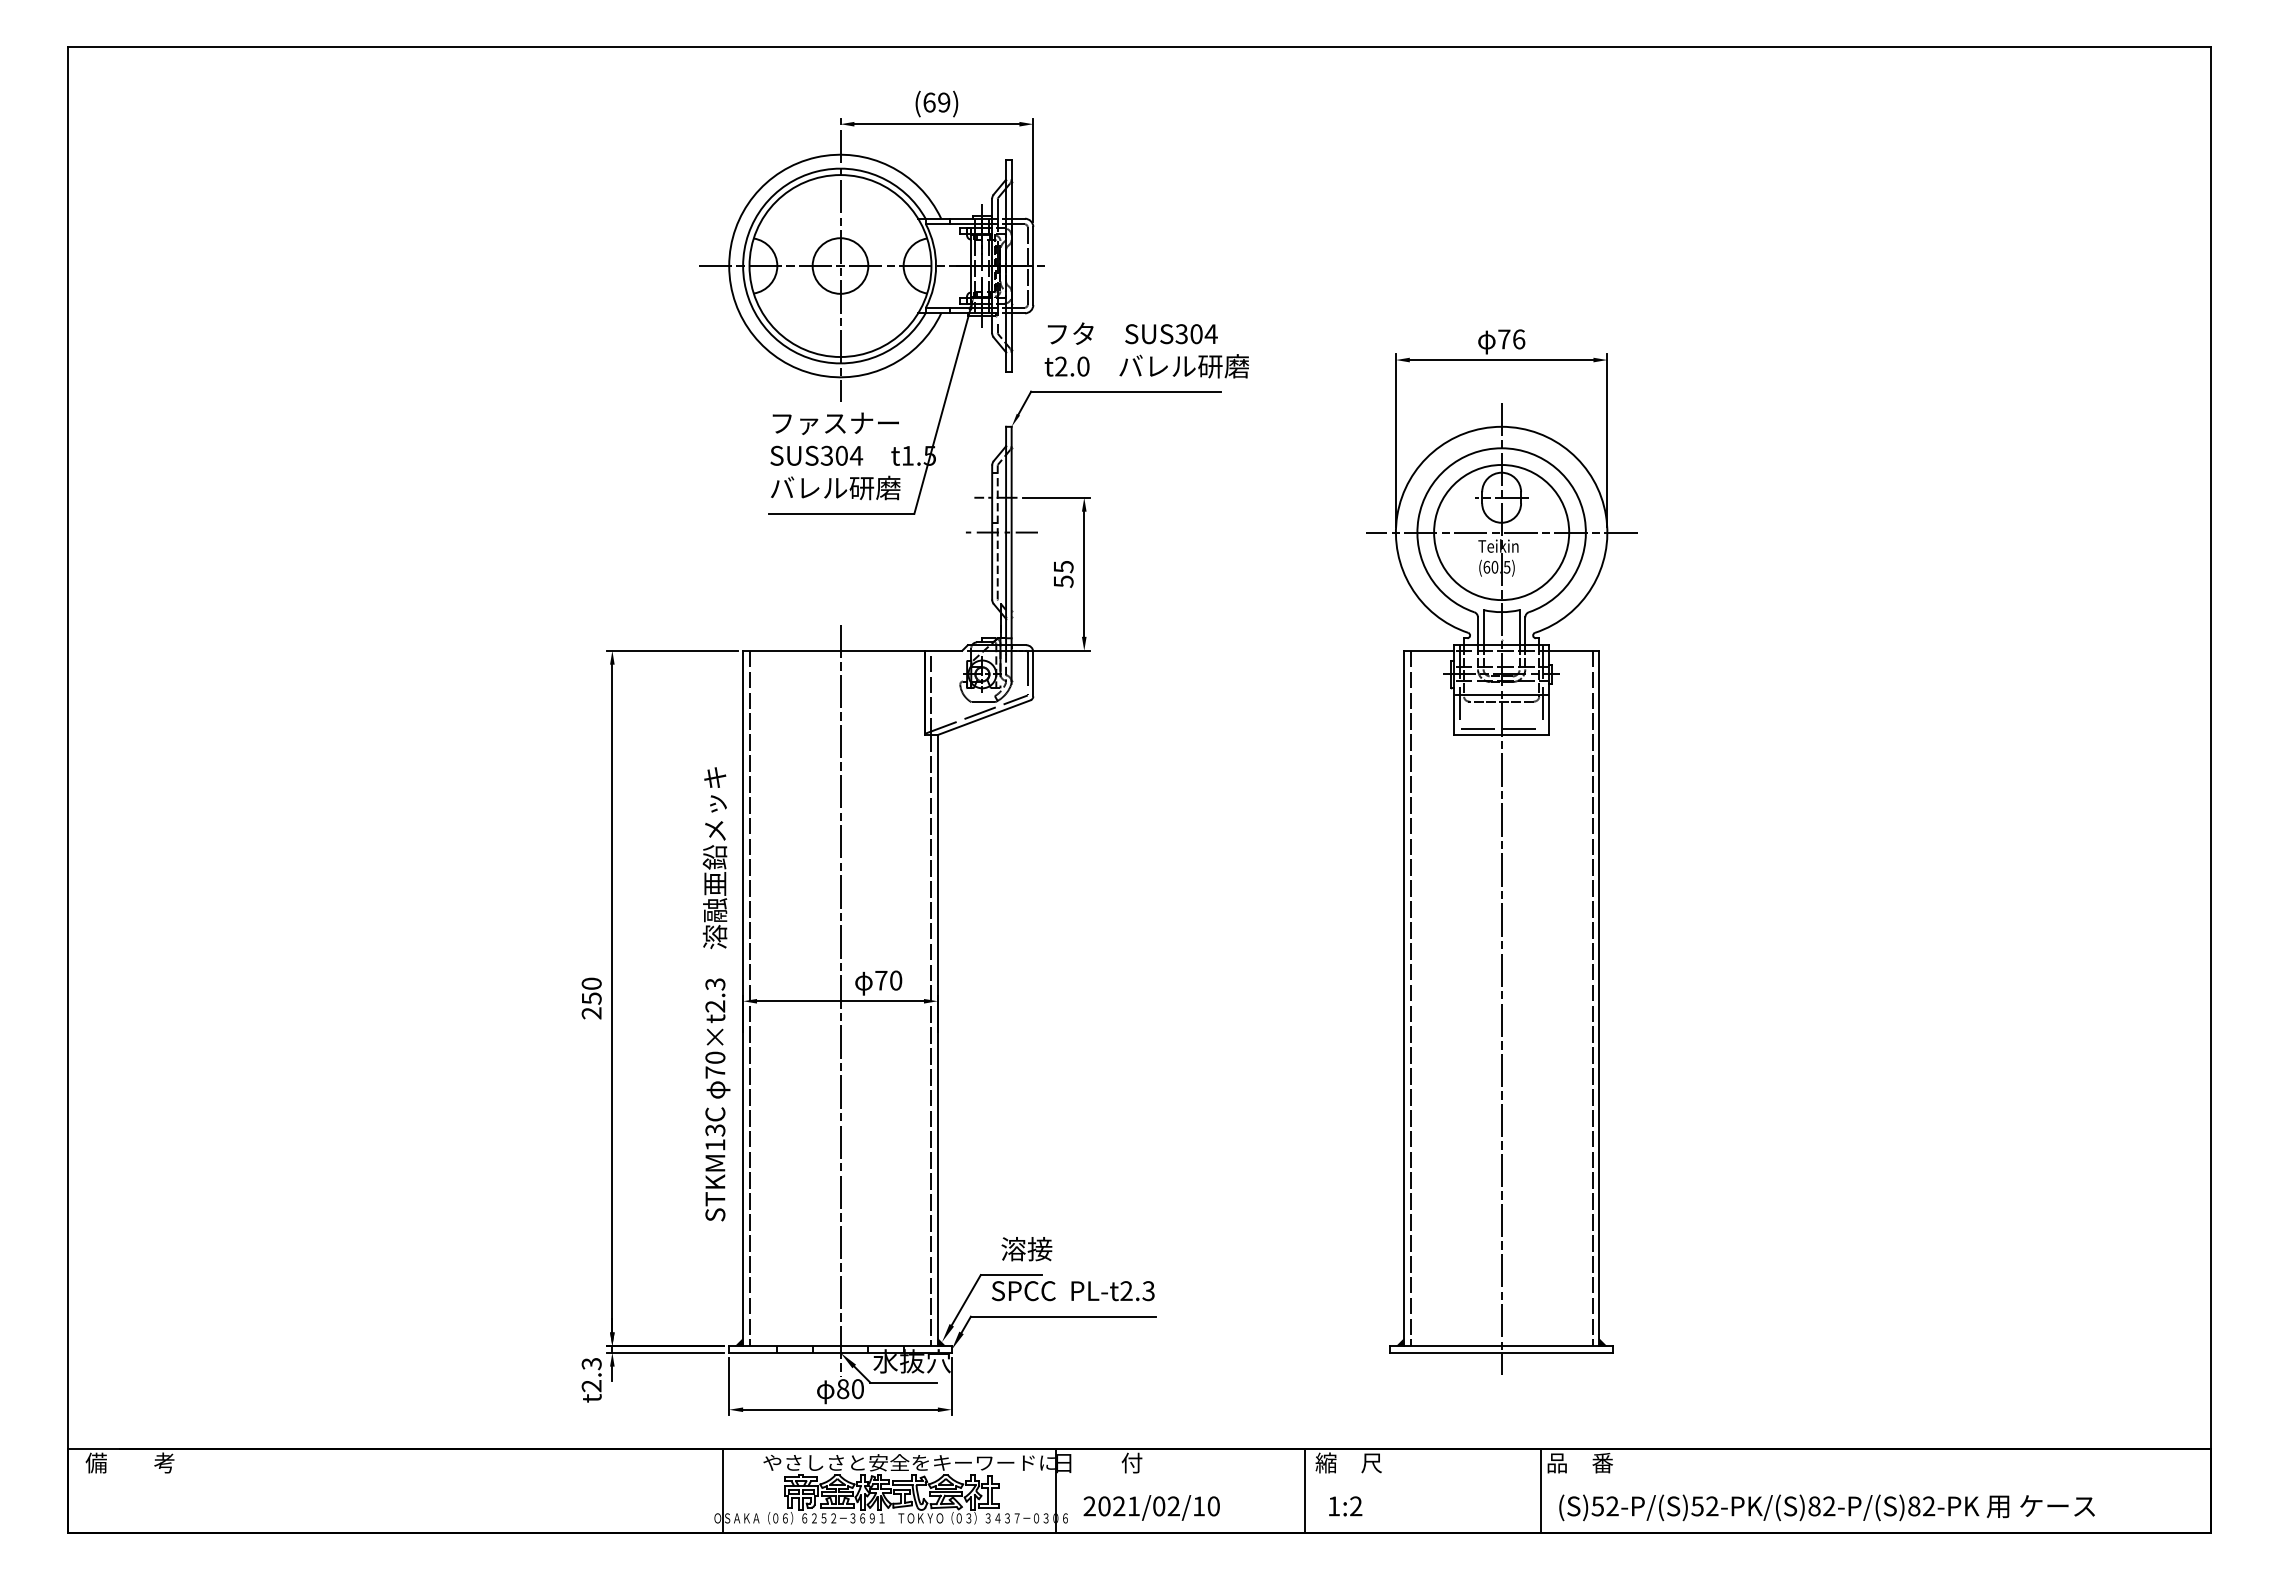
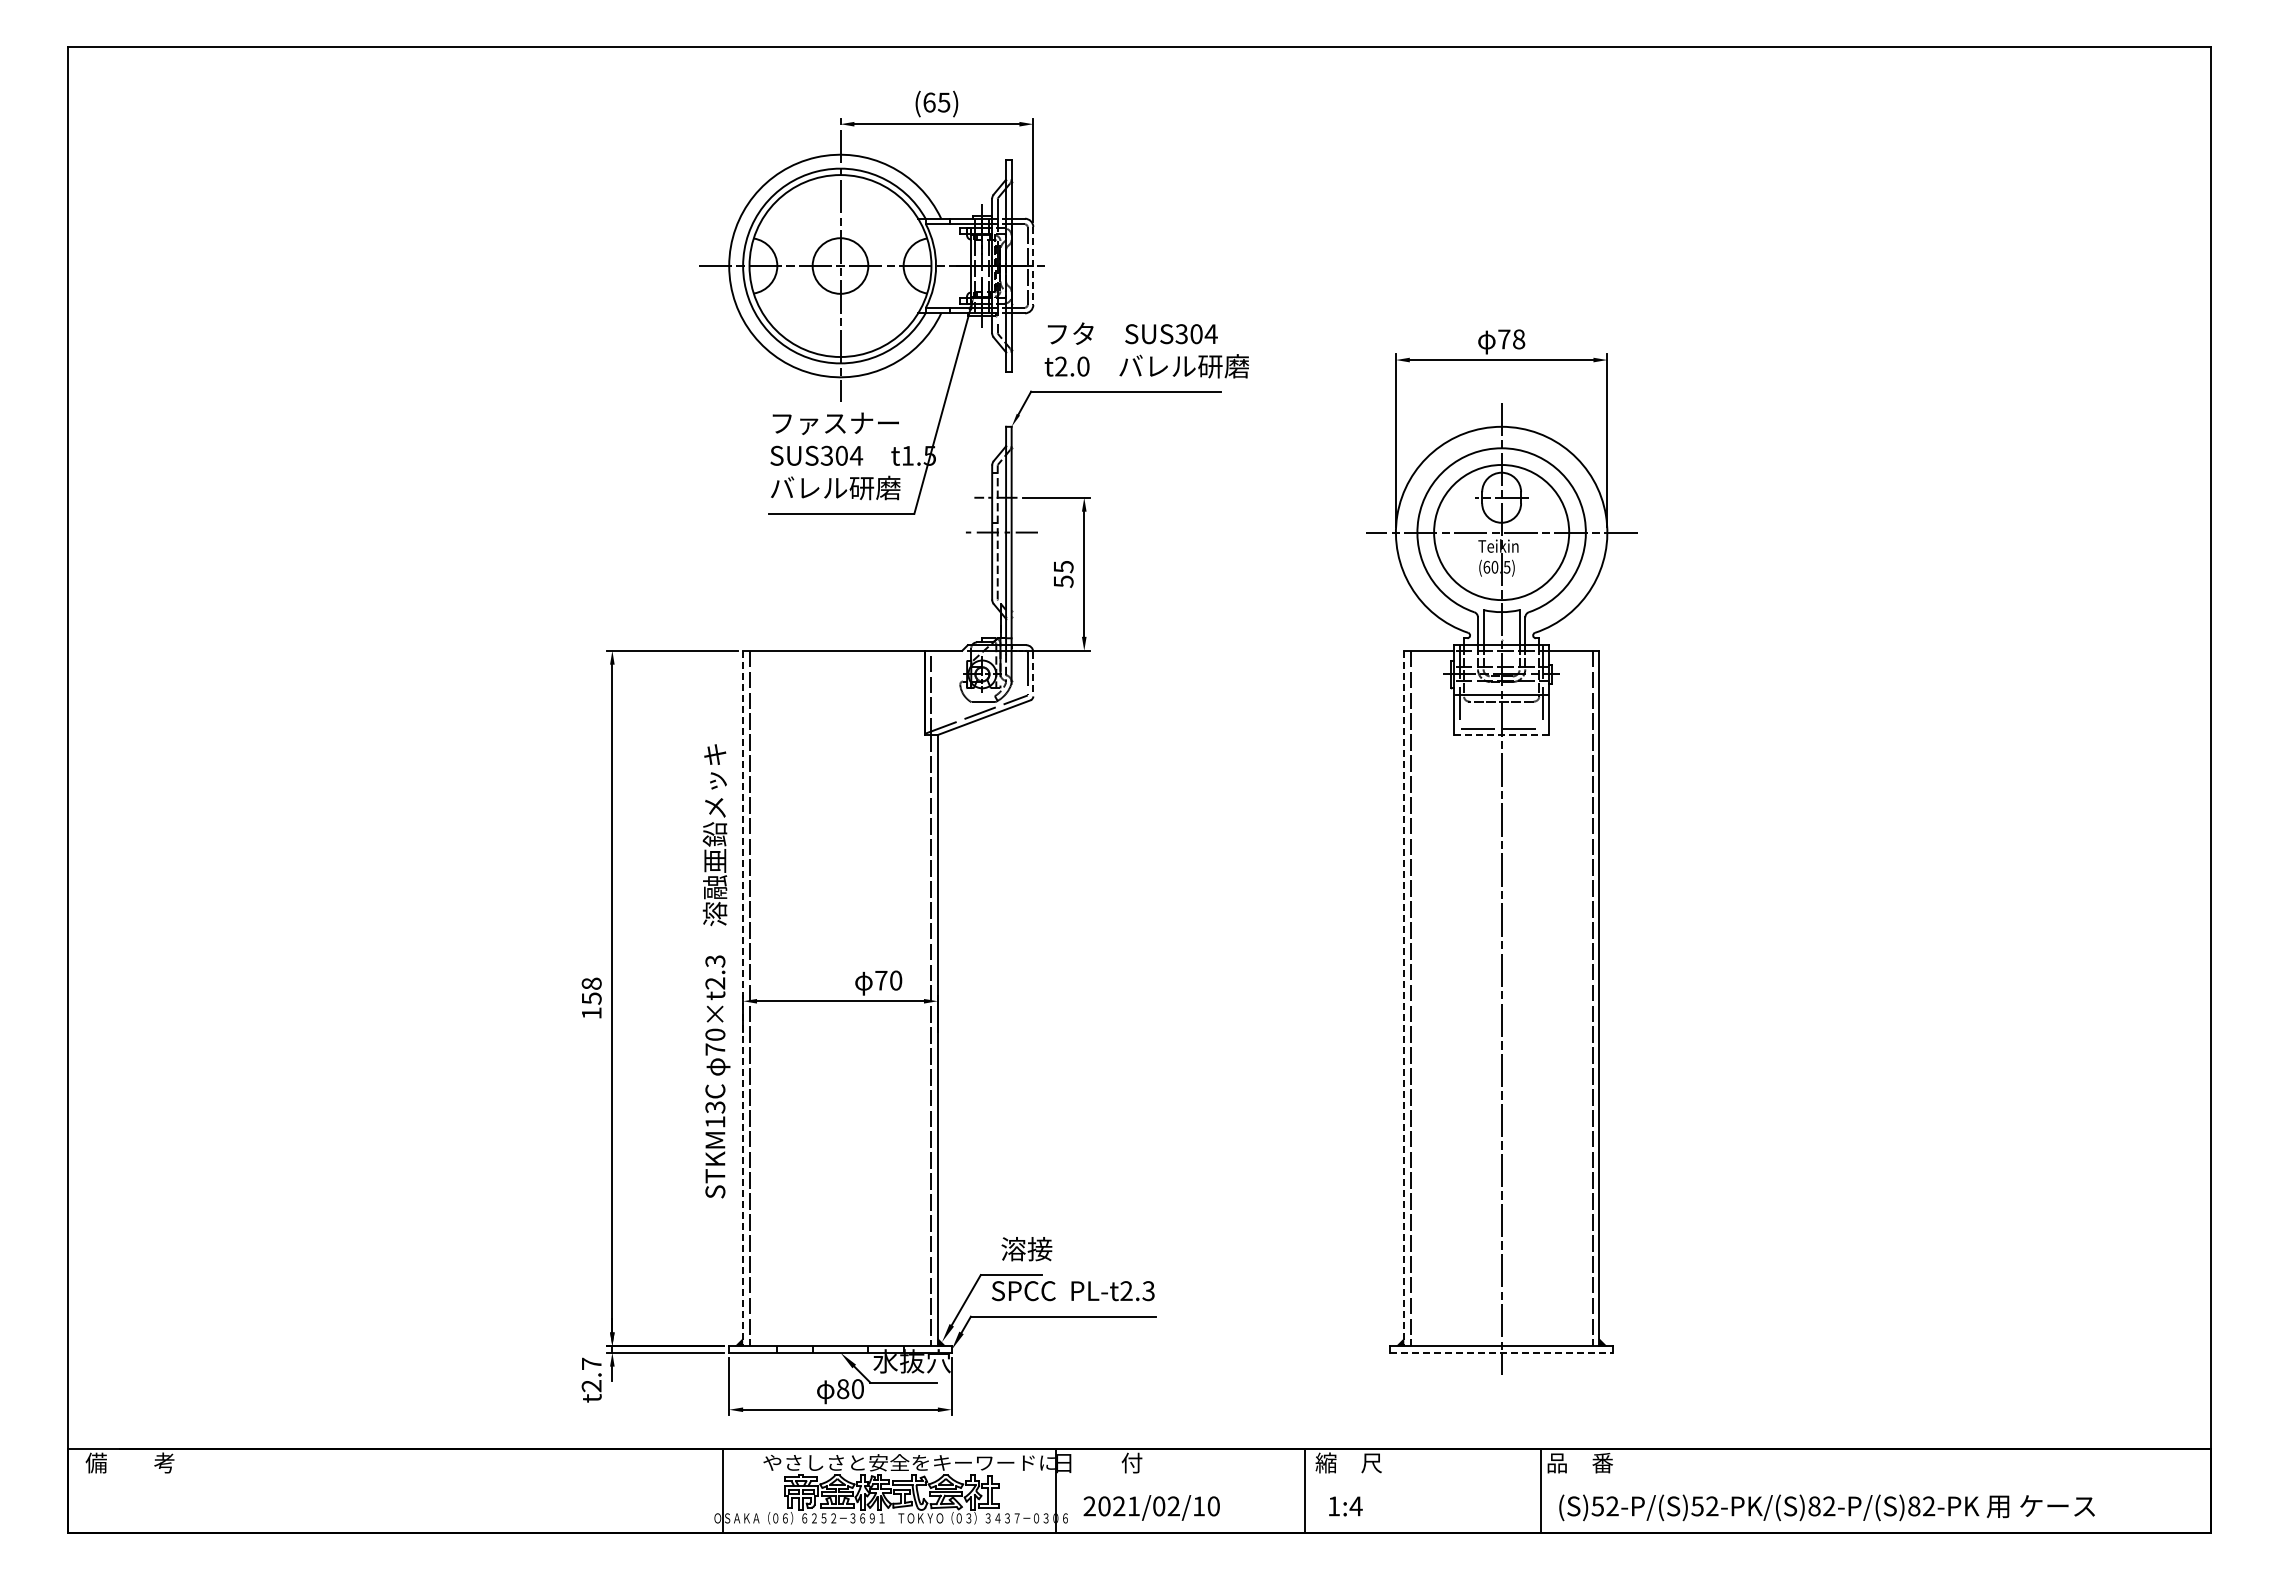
text: (69) -> (65) (944, 102)
line: solid -> dashed (1033, 266)
text: 76 -> 78 (1519, 339)
line: solid -> dashed (1033, 674)
line: solid -> dashed (1502, 735)
text position: (716, 994) -> (716, 971) (716, 971)
text: 250 -> 158 (591, 998)
line: solid -> dashed (743, 998)
line: solid -> dashed (1404, 998)
line: present -> none (840, 1000)
line: solid -> dashed (1502, 1352)
text: t2.3 -> t2.7 (591, 1363)
text: 1:2 -> 1:4 (1355, 1506)
